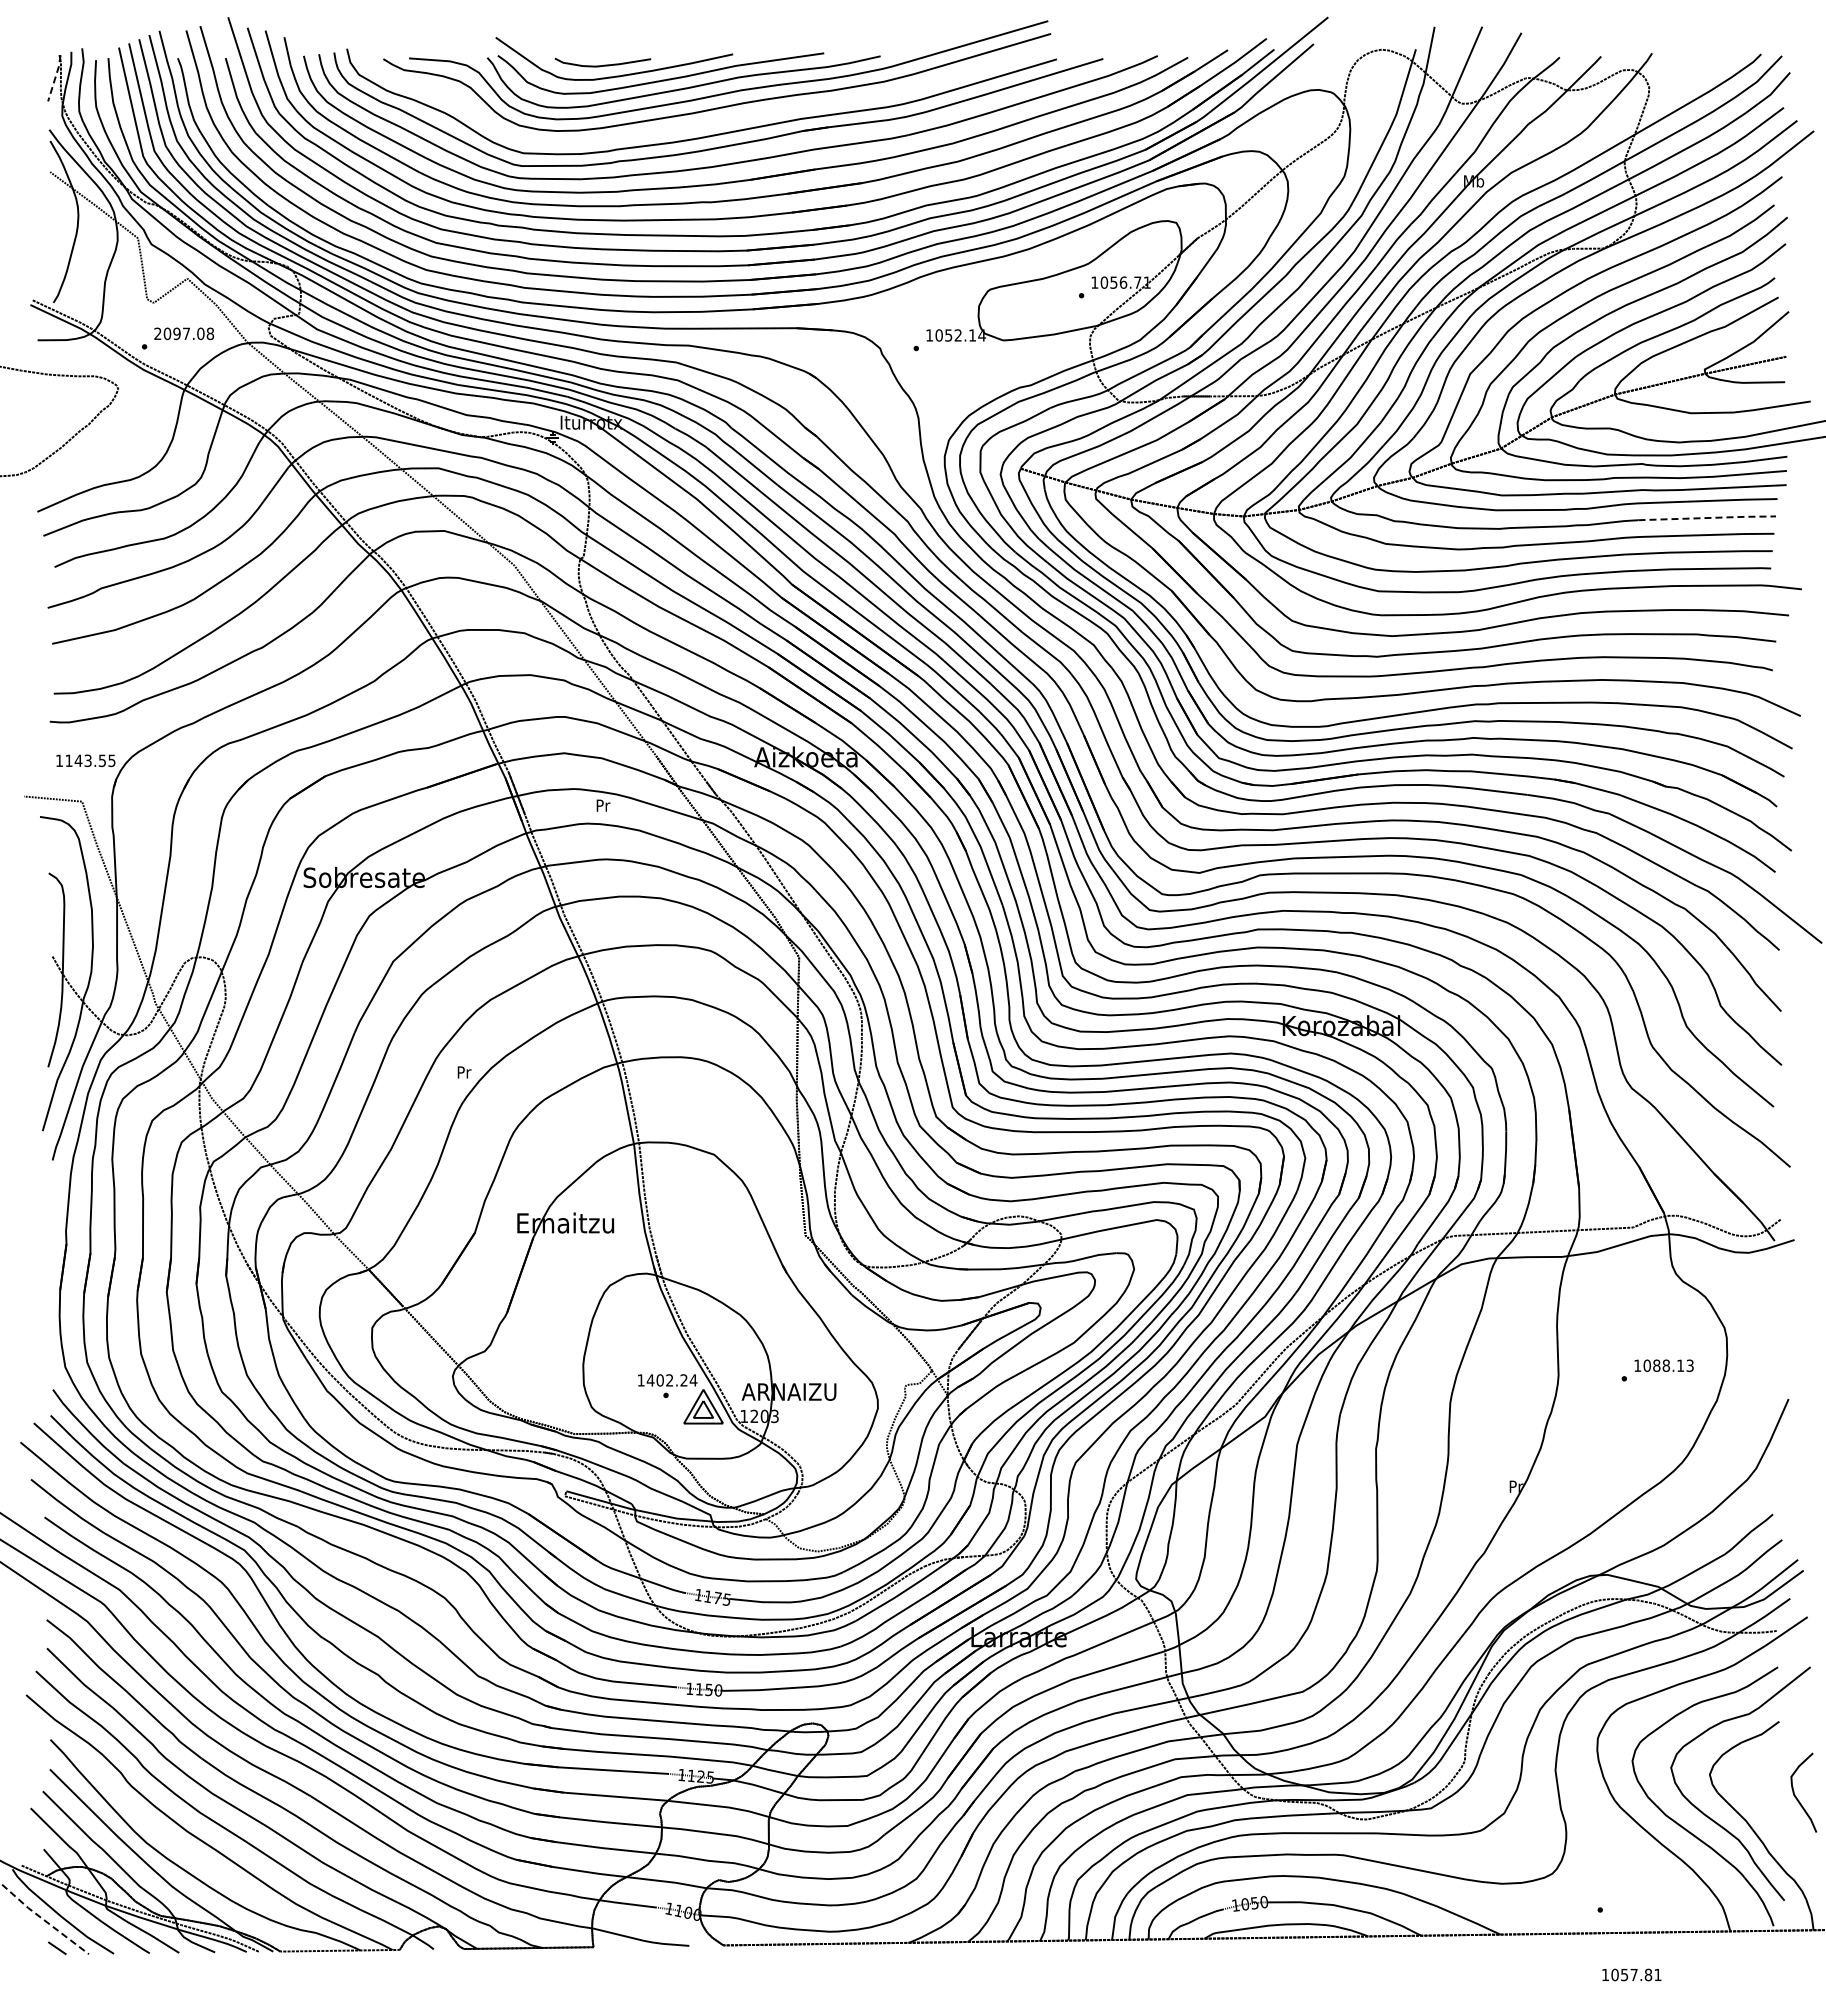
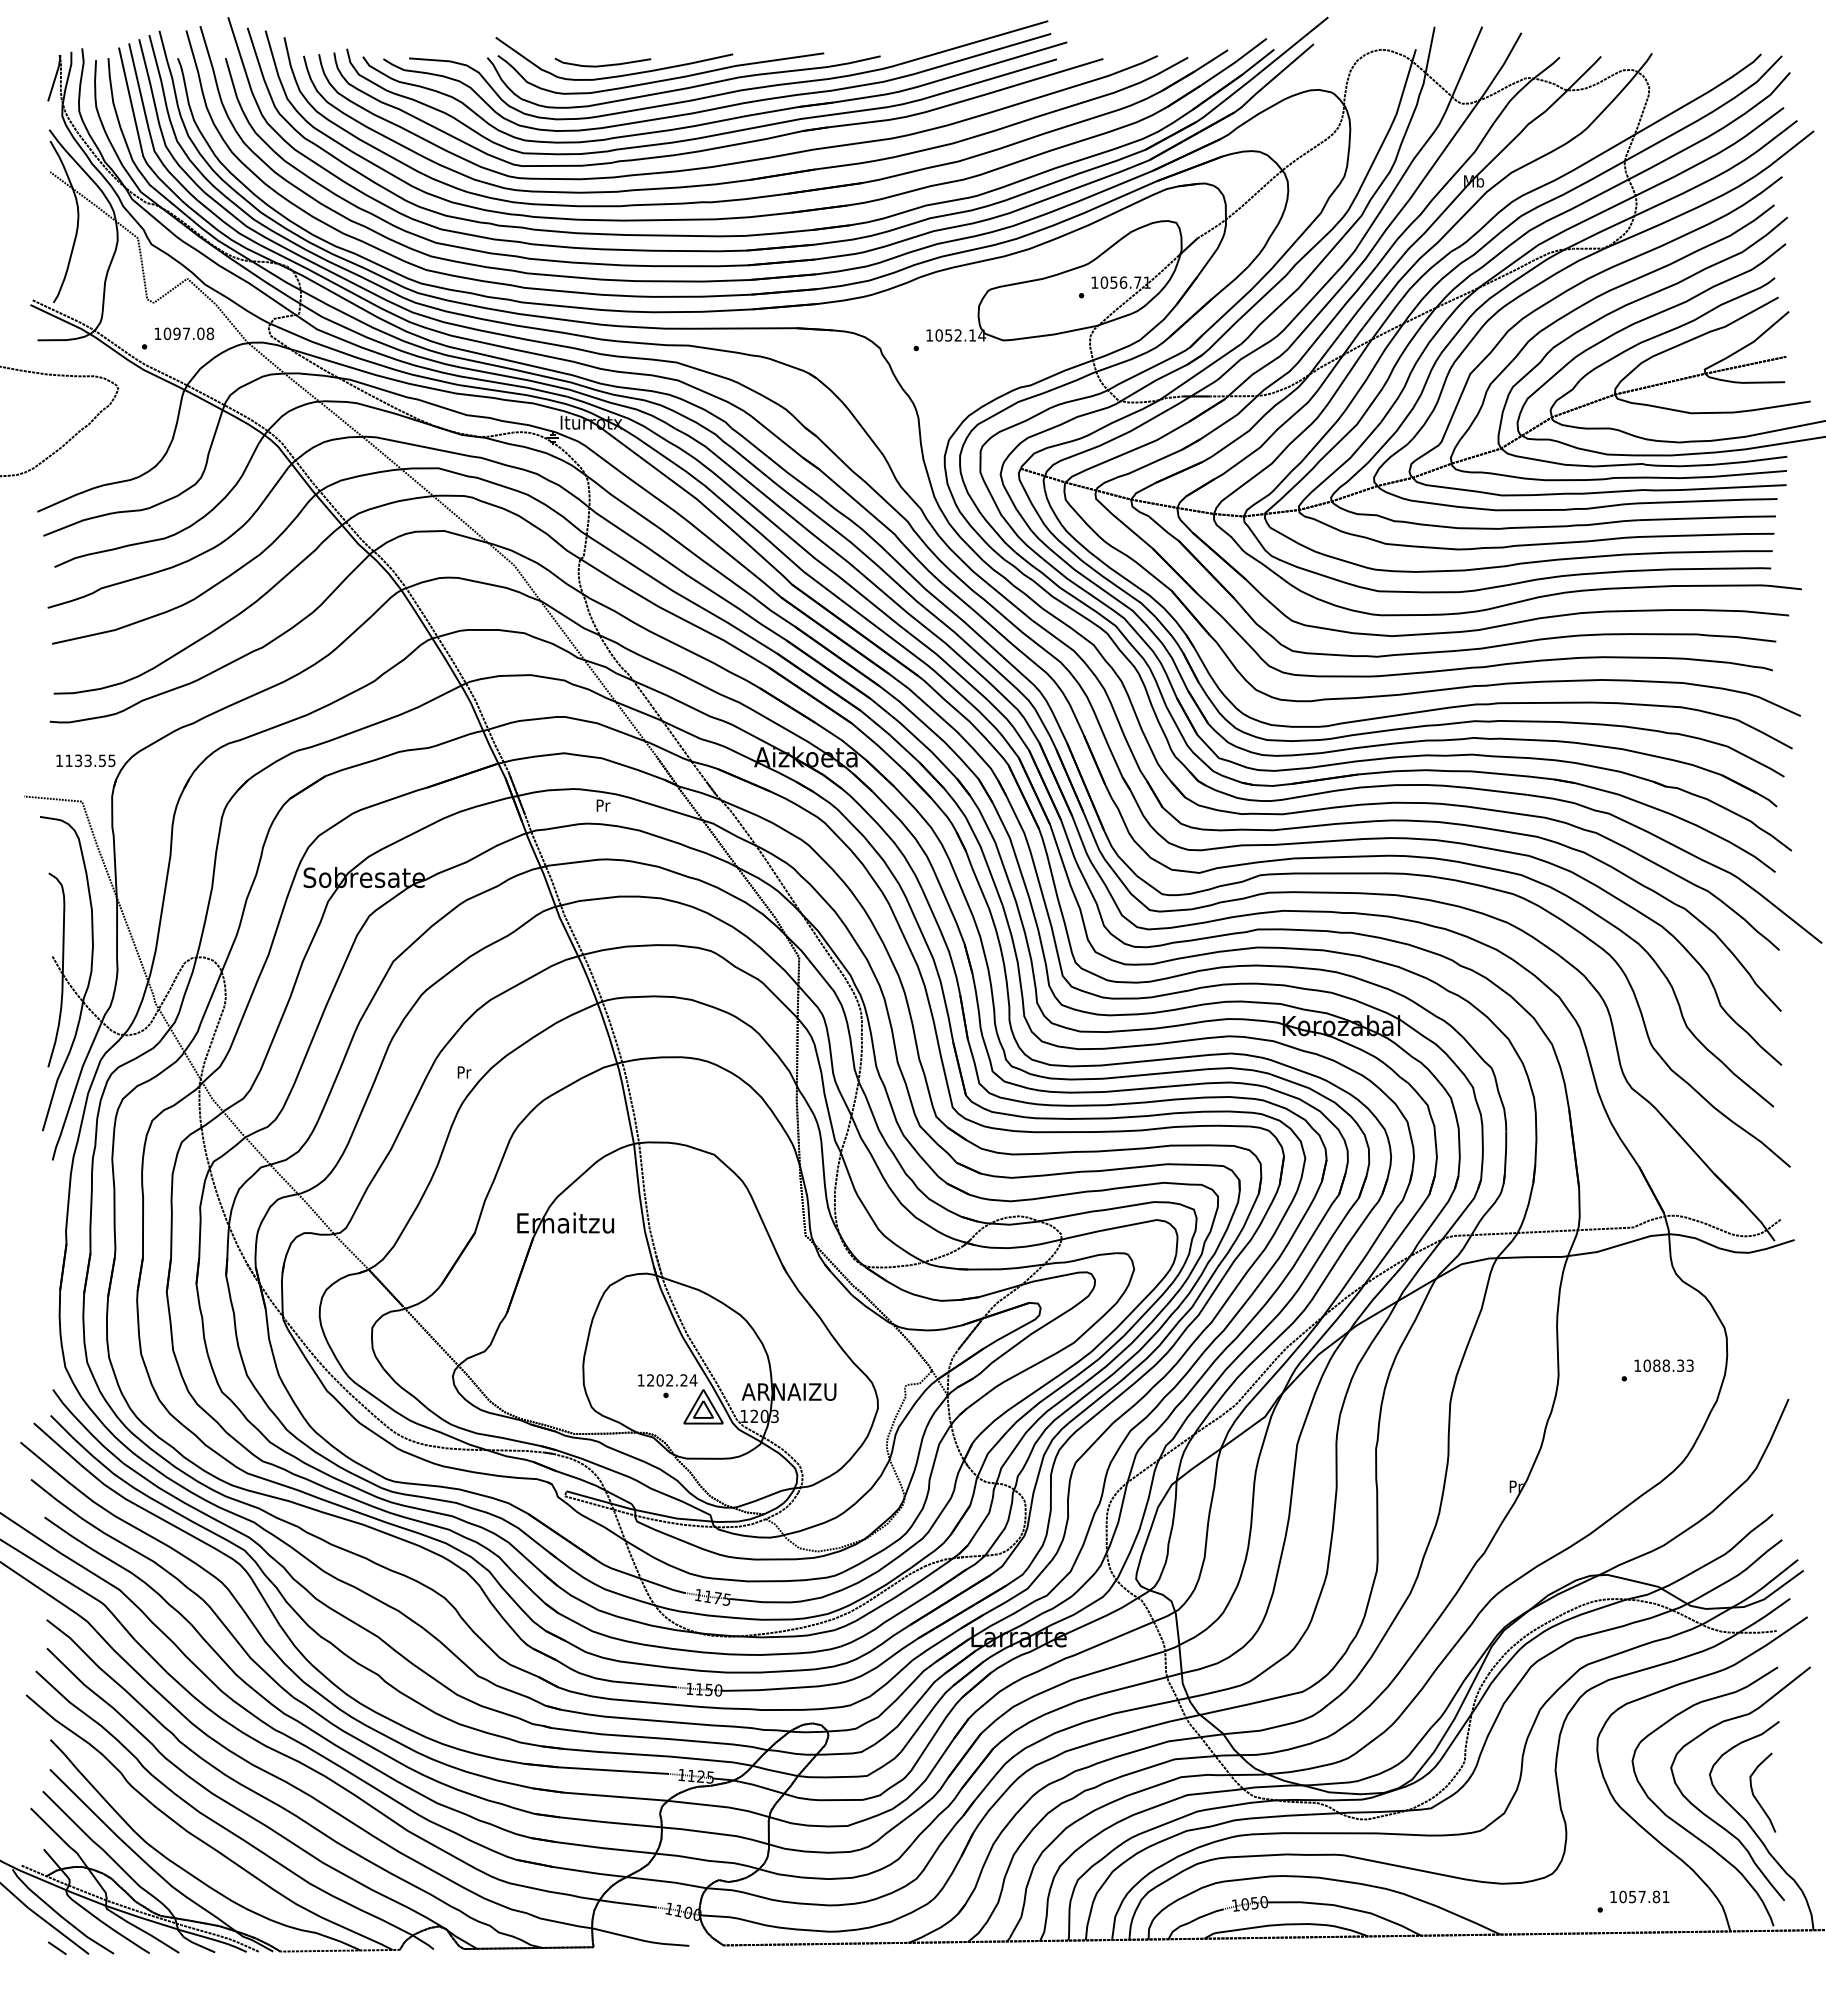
line: dashed -> solid (55, 77)
part: none -> present (716, 120)
text: 2097.08 -> 1097.08 (157, 333)
line: dashed -> solid (1707, 518)
text: 1143.55 -> 1133.55 (78, 760)
text: 1088.13 -> 1088.33 (1680, 1365)
text: 1402.24 -> 1202.24 (650, 1380)
curve position: (1797, 1797) -> (1756, 1797) (1756, 1797)
line: dashed -> solid (43, 1919)
text position: (1631, 1974) -> (1639, 1896) (1639, 1896)
